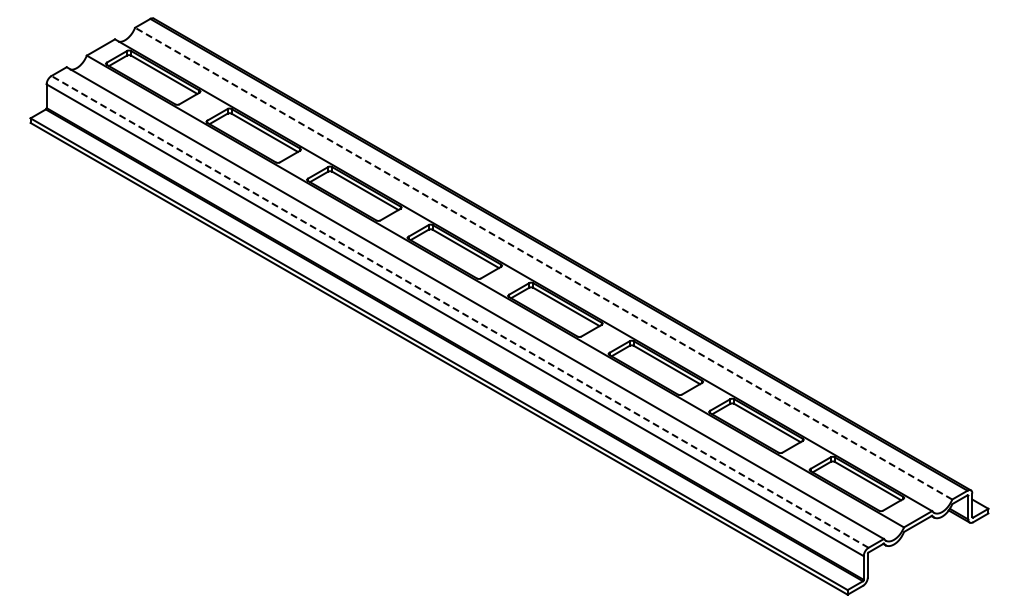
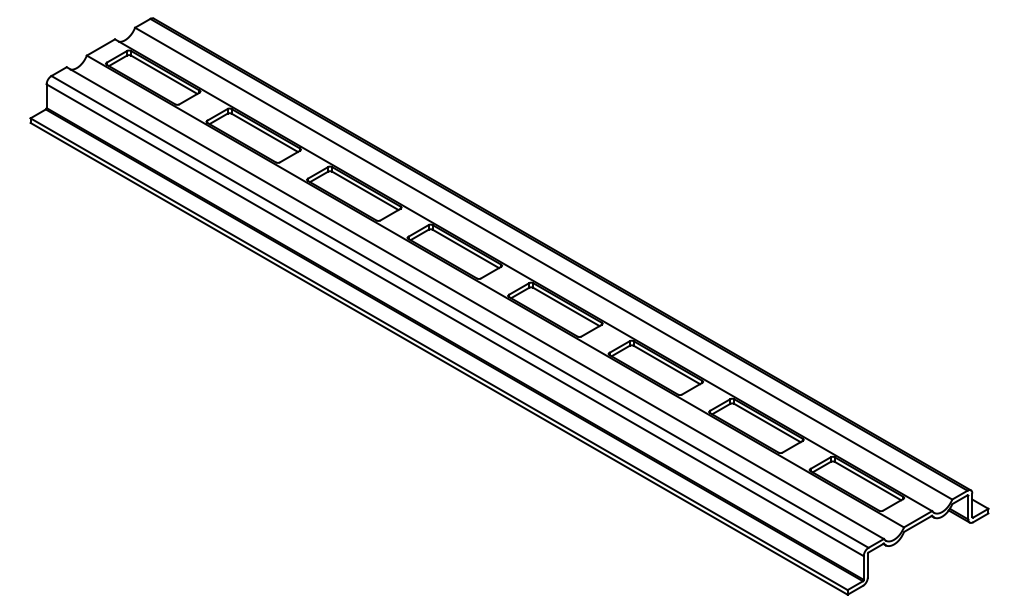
line: dashed -> solid (543, 263)
line: dashed -> solid (460, 311)
